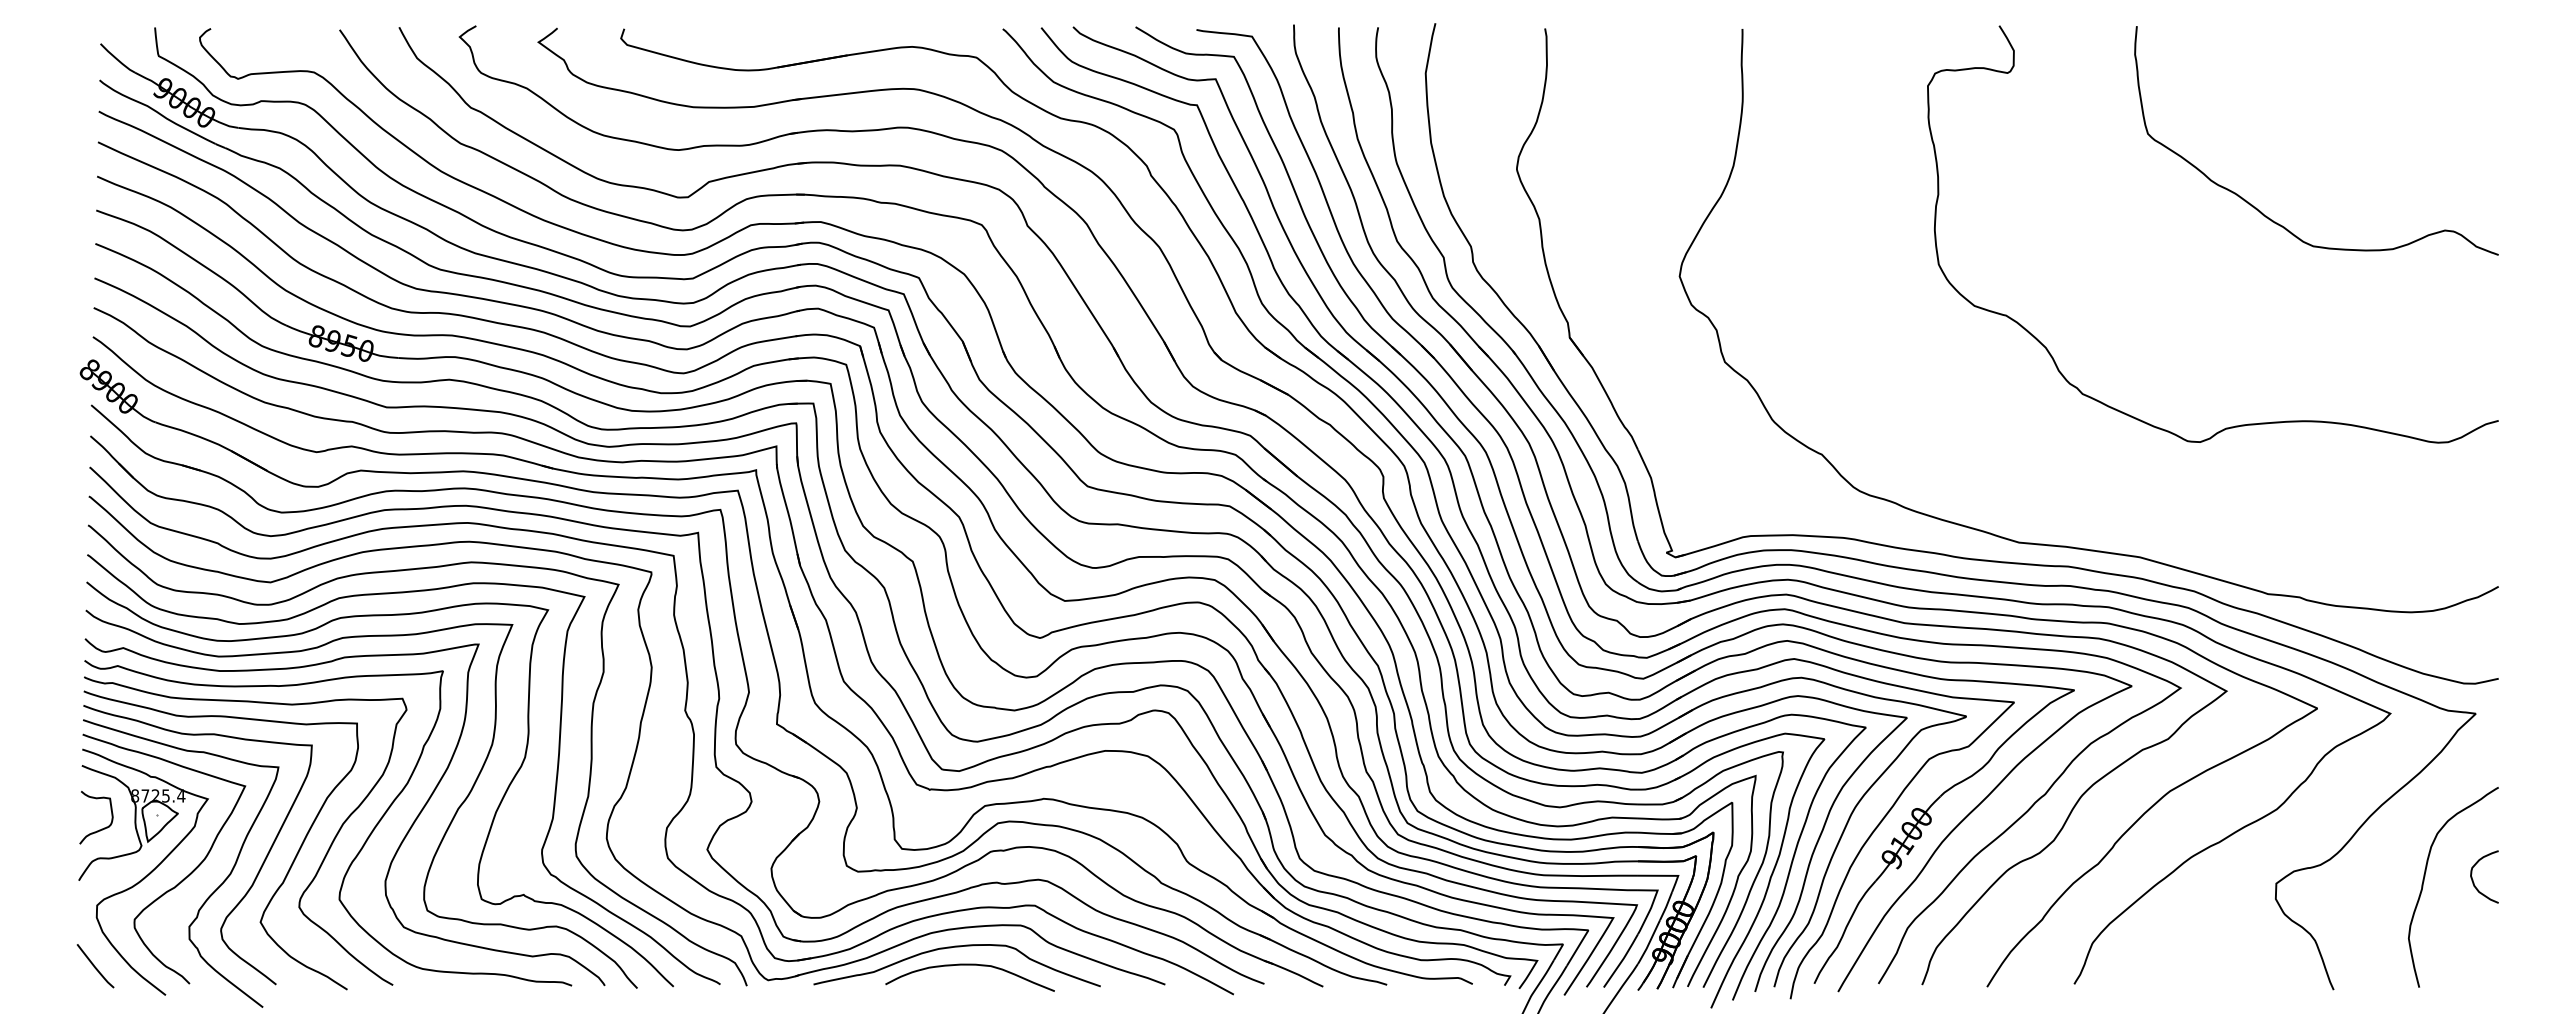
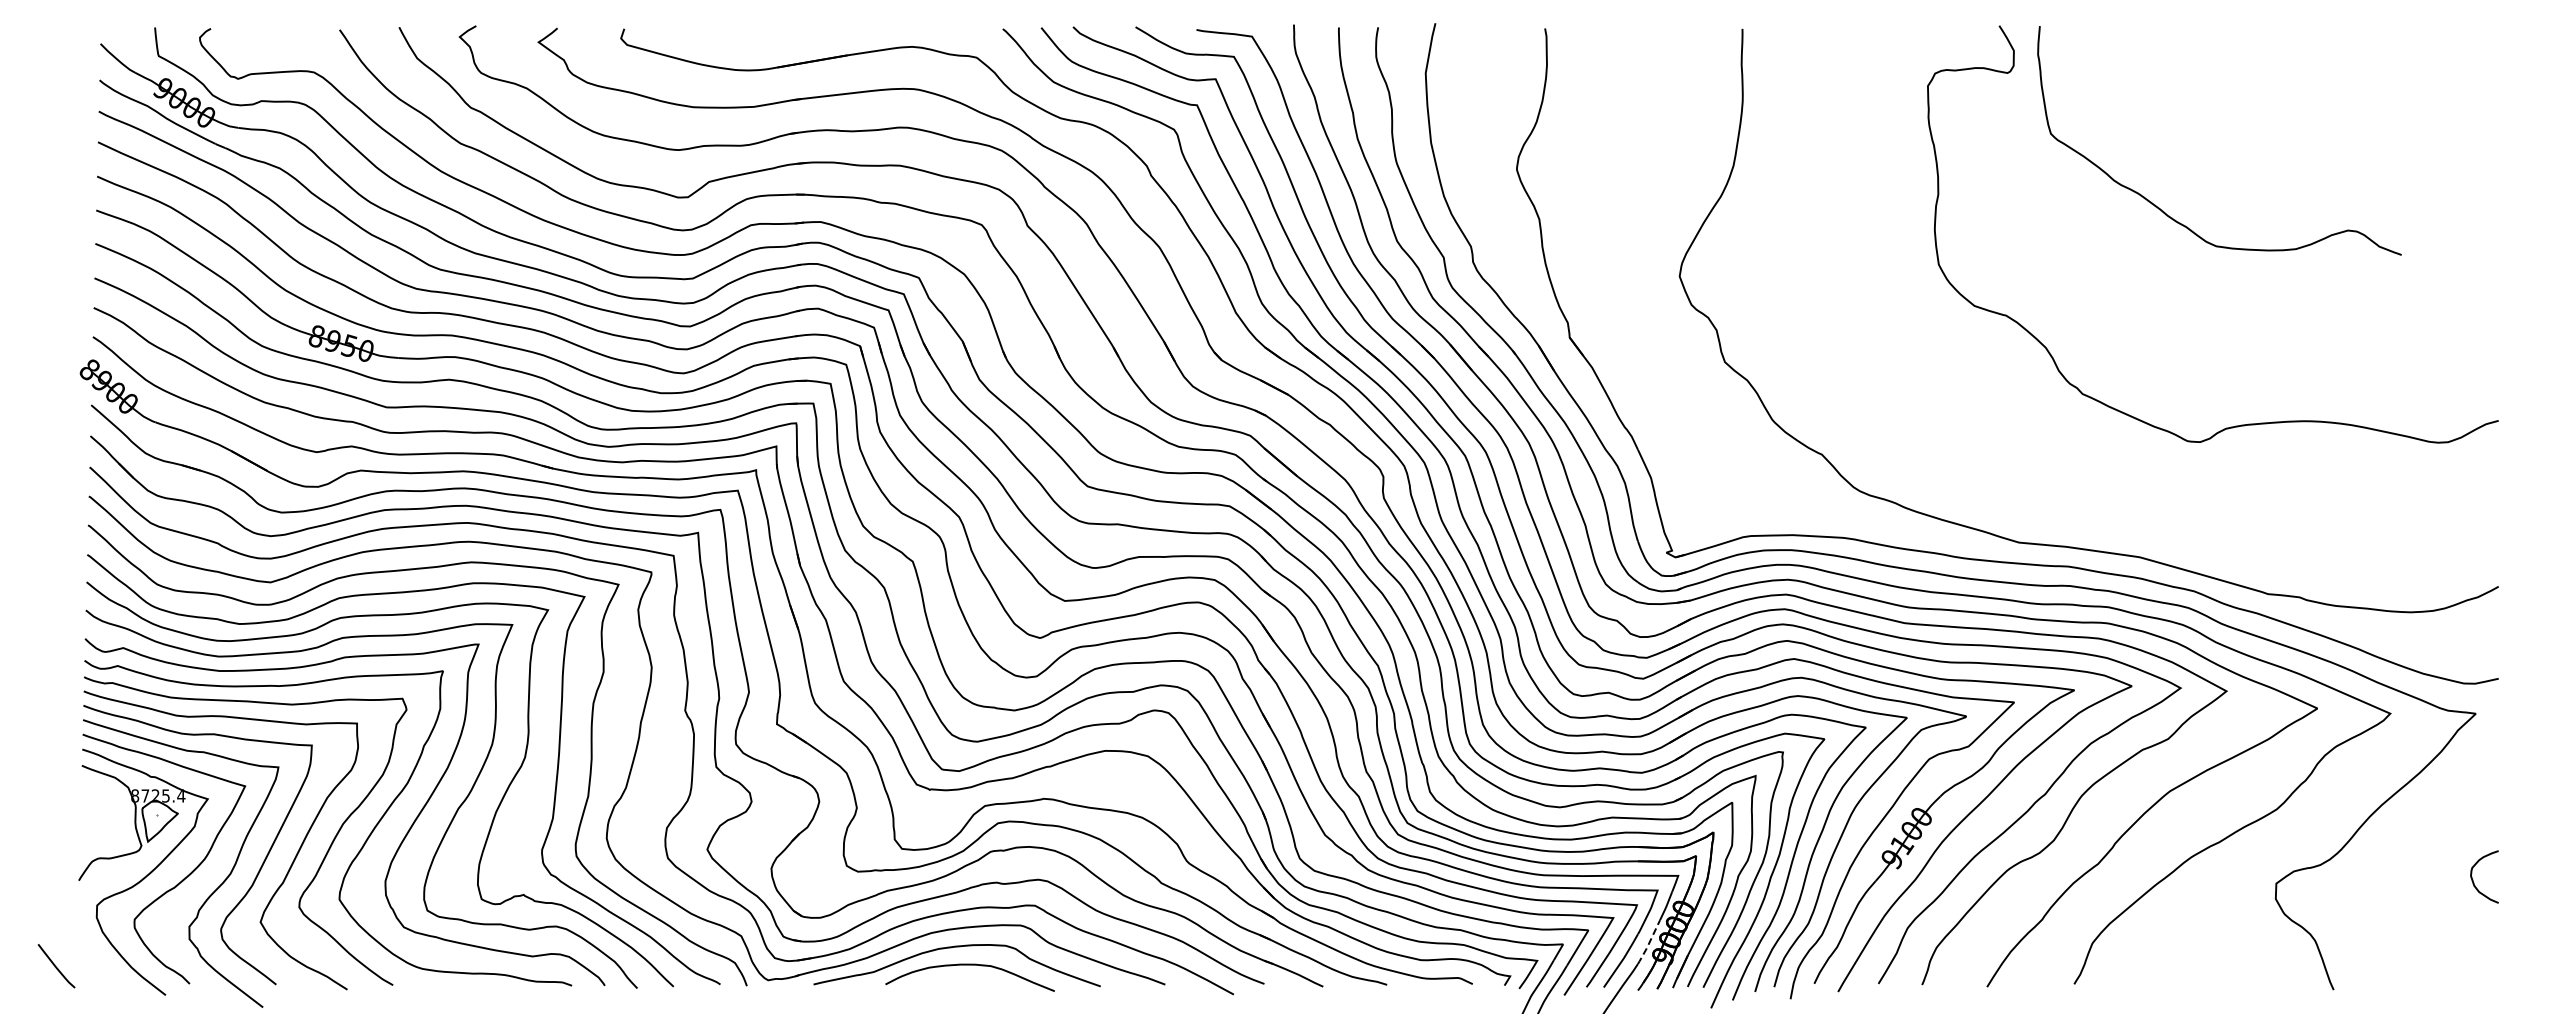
curve position: (2260, 210) -> (2163, 210) (2163, 210)
curve: present -> none (101, 828)
curve: present -> none (2424, 881)
line: solid -> dashed (1649, 943)
curve position: (95, 966) -> (56, 966) (56, 966)
